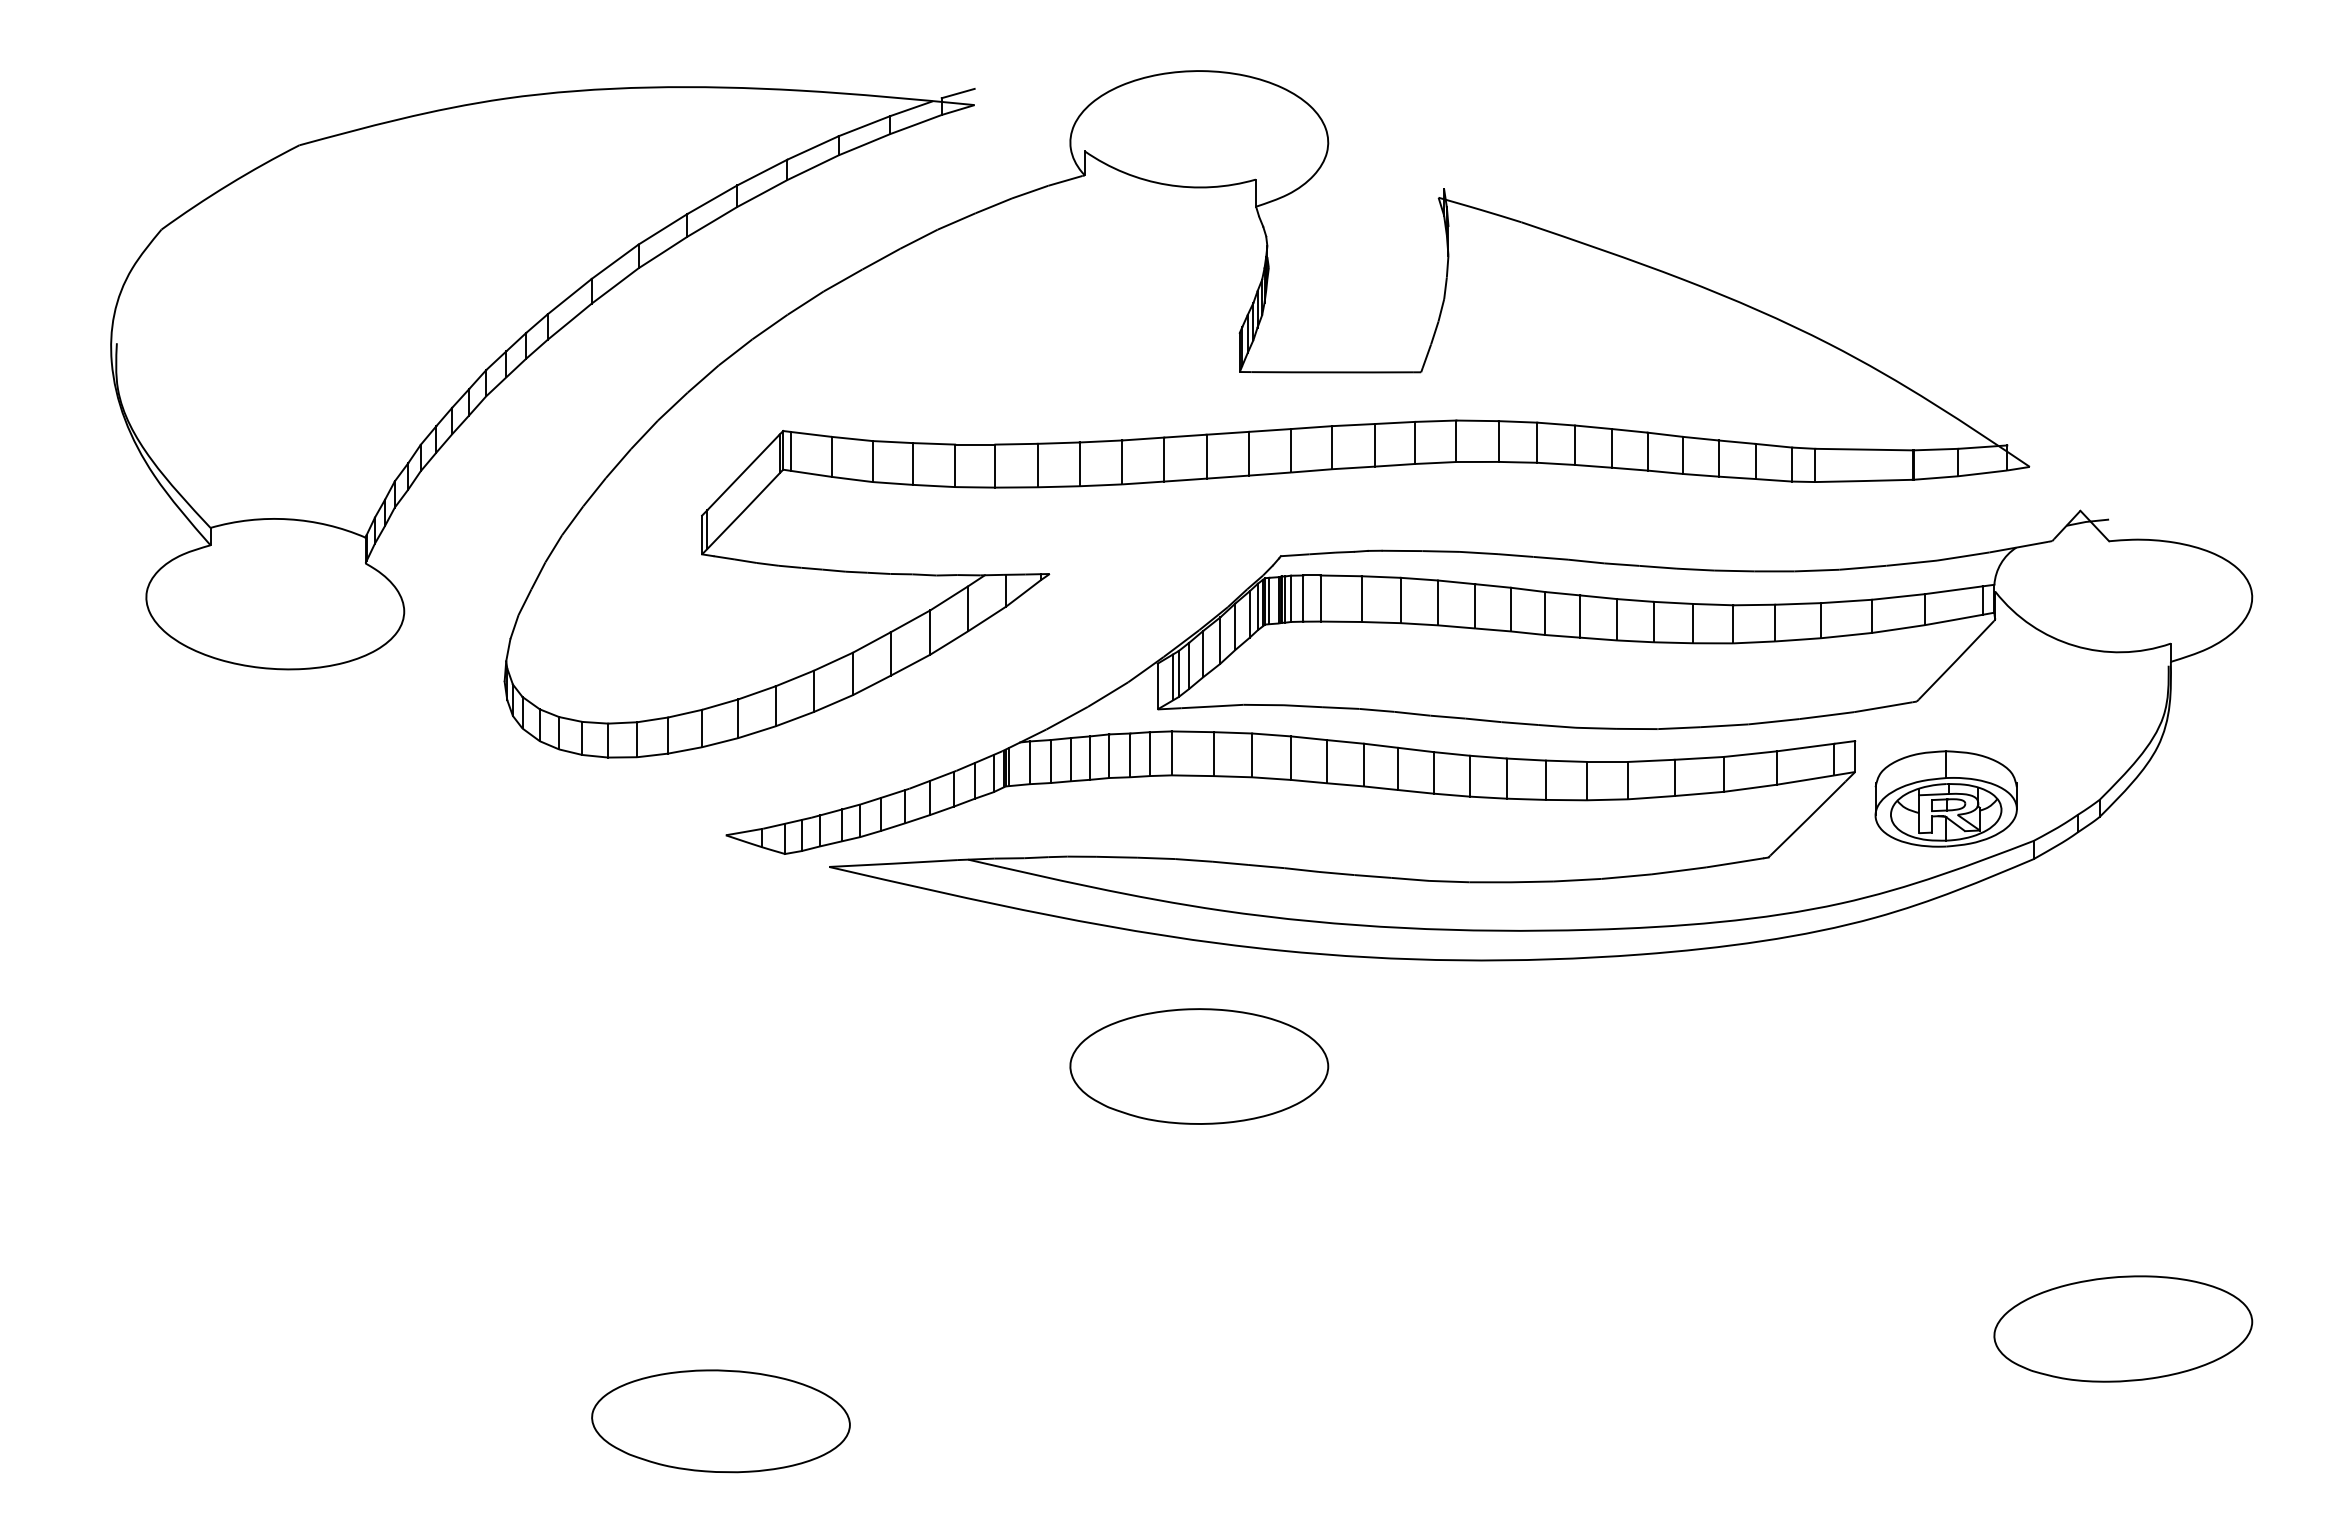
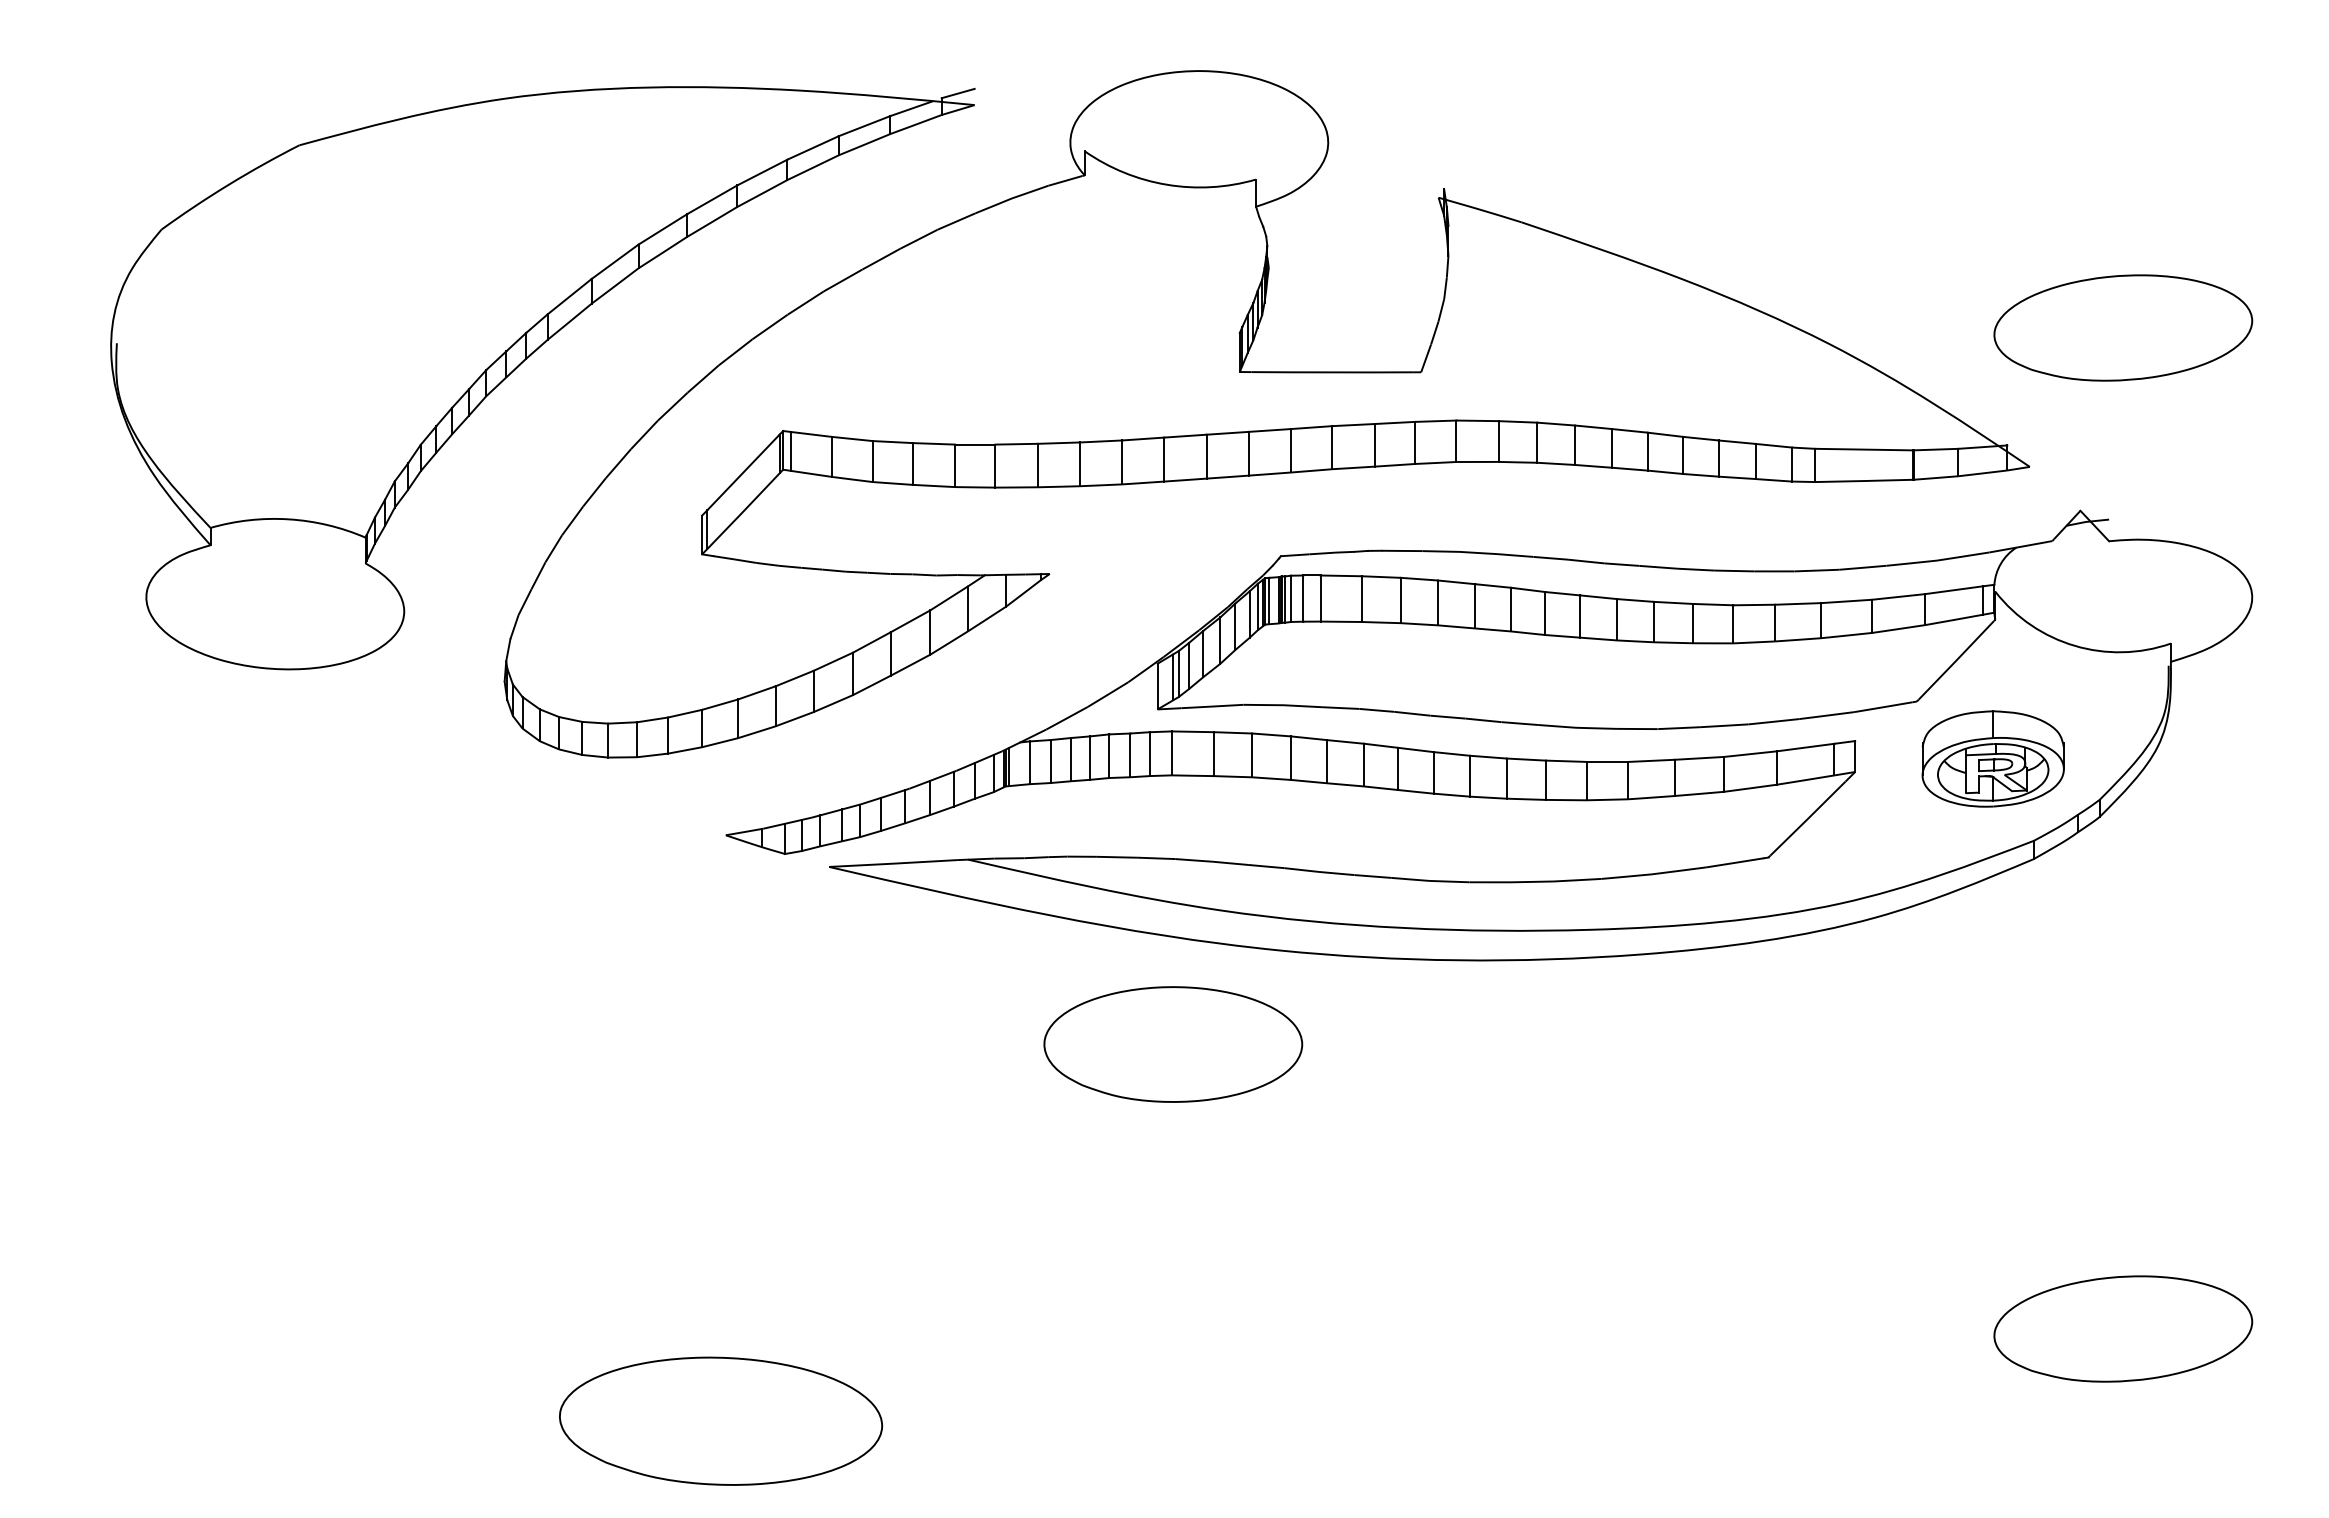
part: none -> present (2123, 327)
part position: (1945, 798) -> (1992, 758) (1992, 758)
part position: (1199, 1066) -> (1173, 1044) (1173, 1044)
part size: 260x105 px -> 325x130 px (721, 1420)
